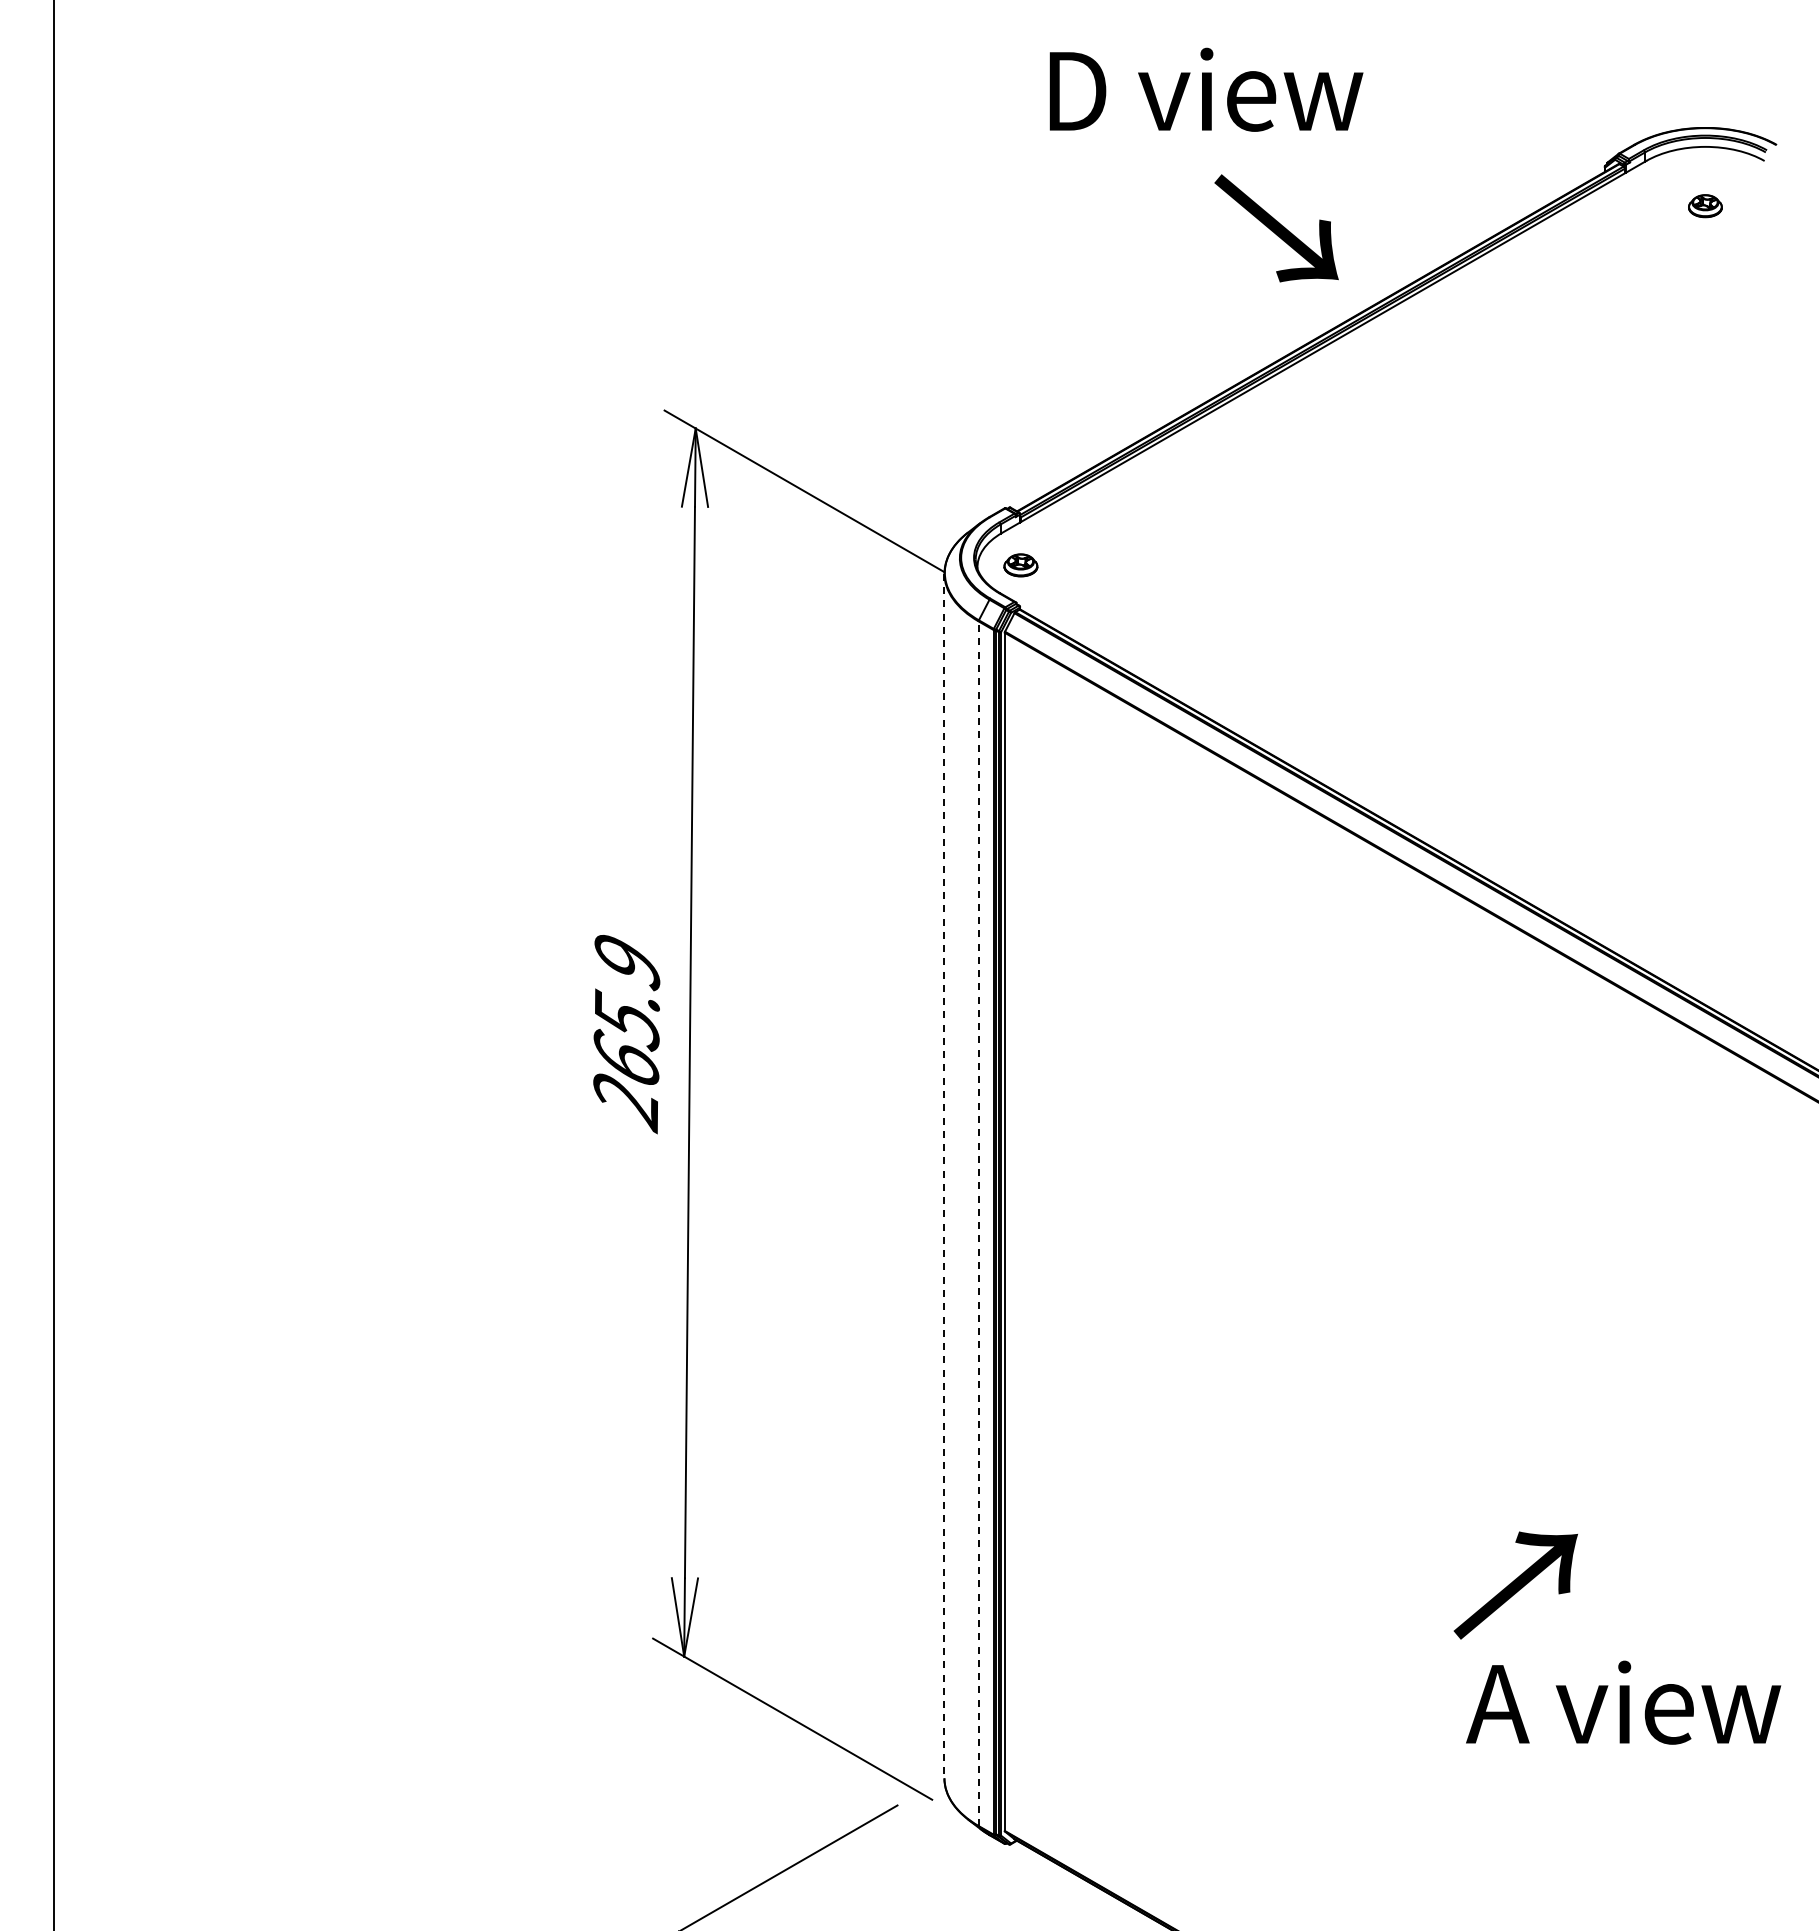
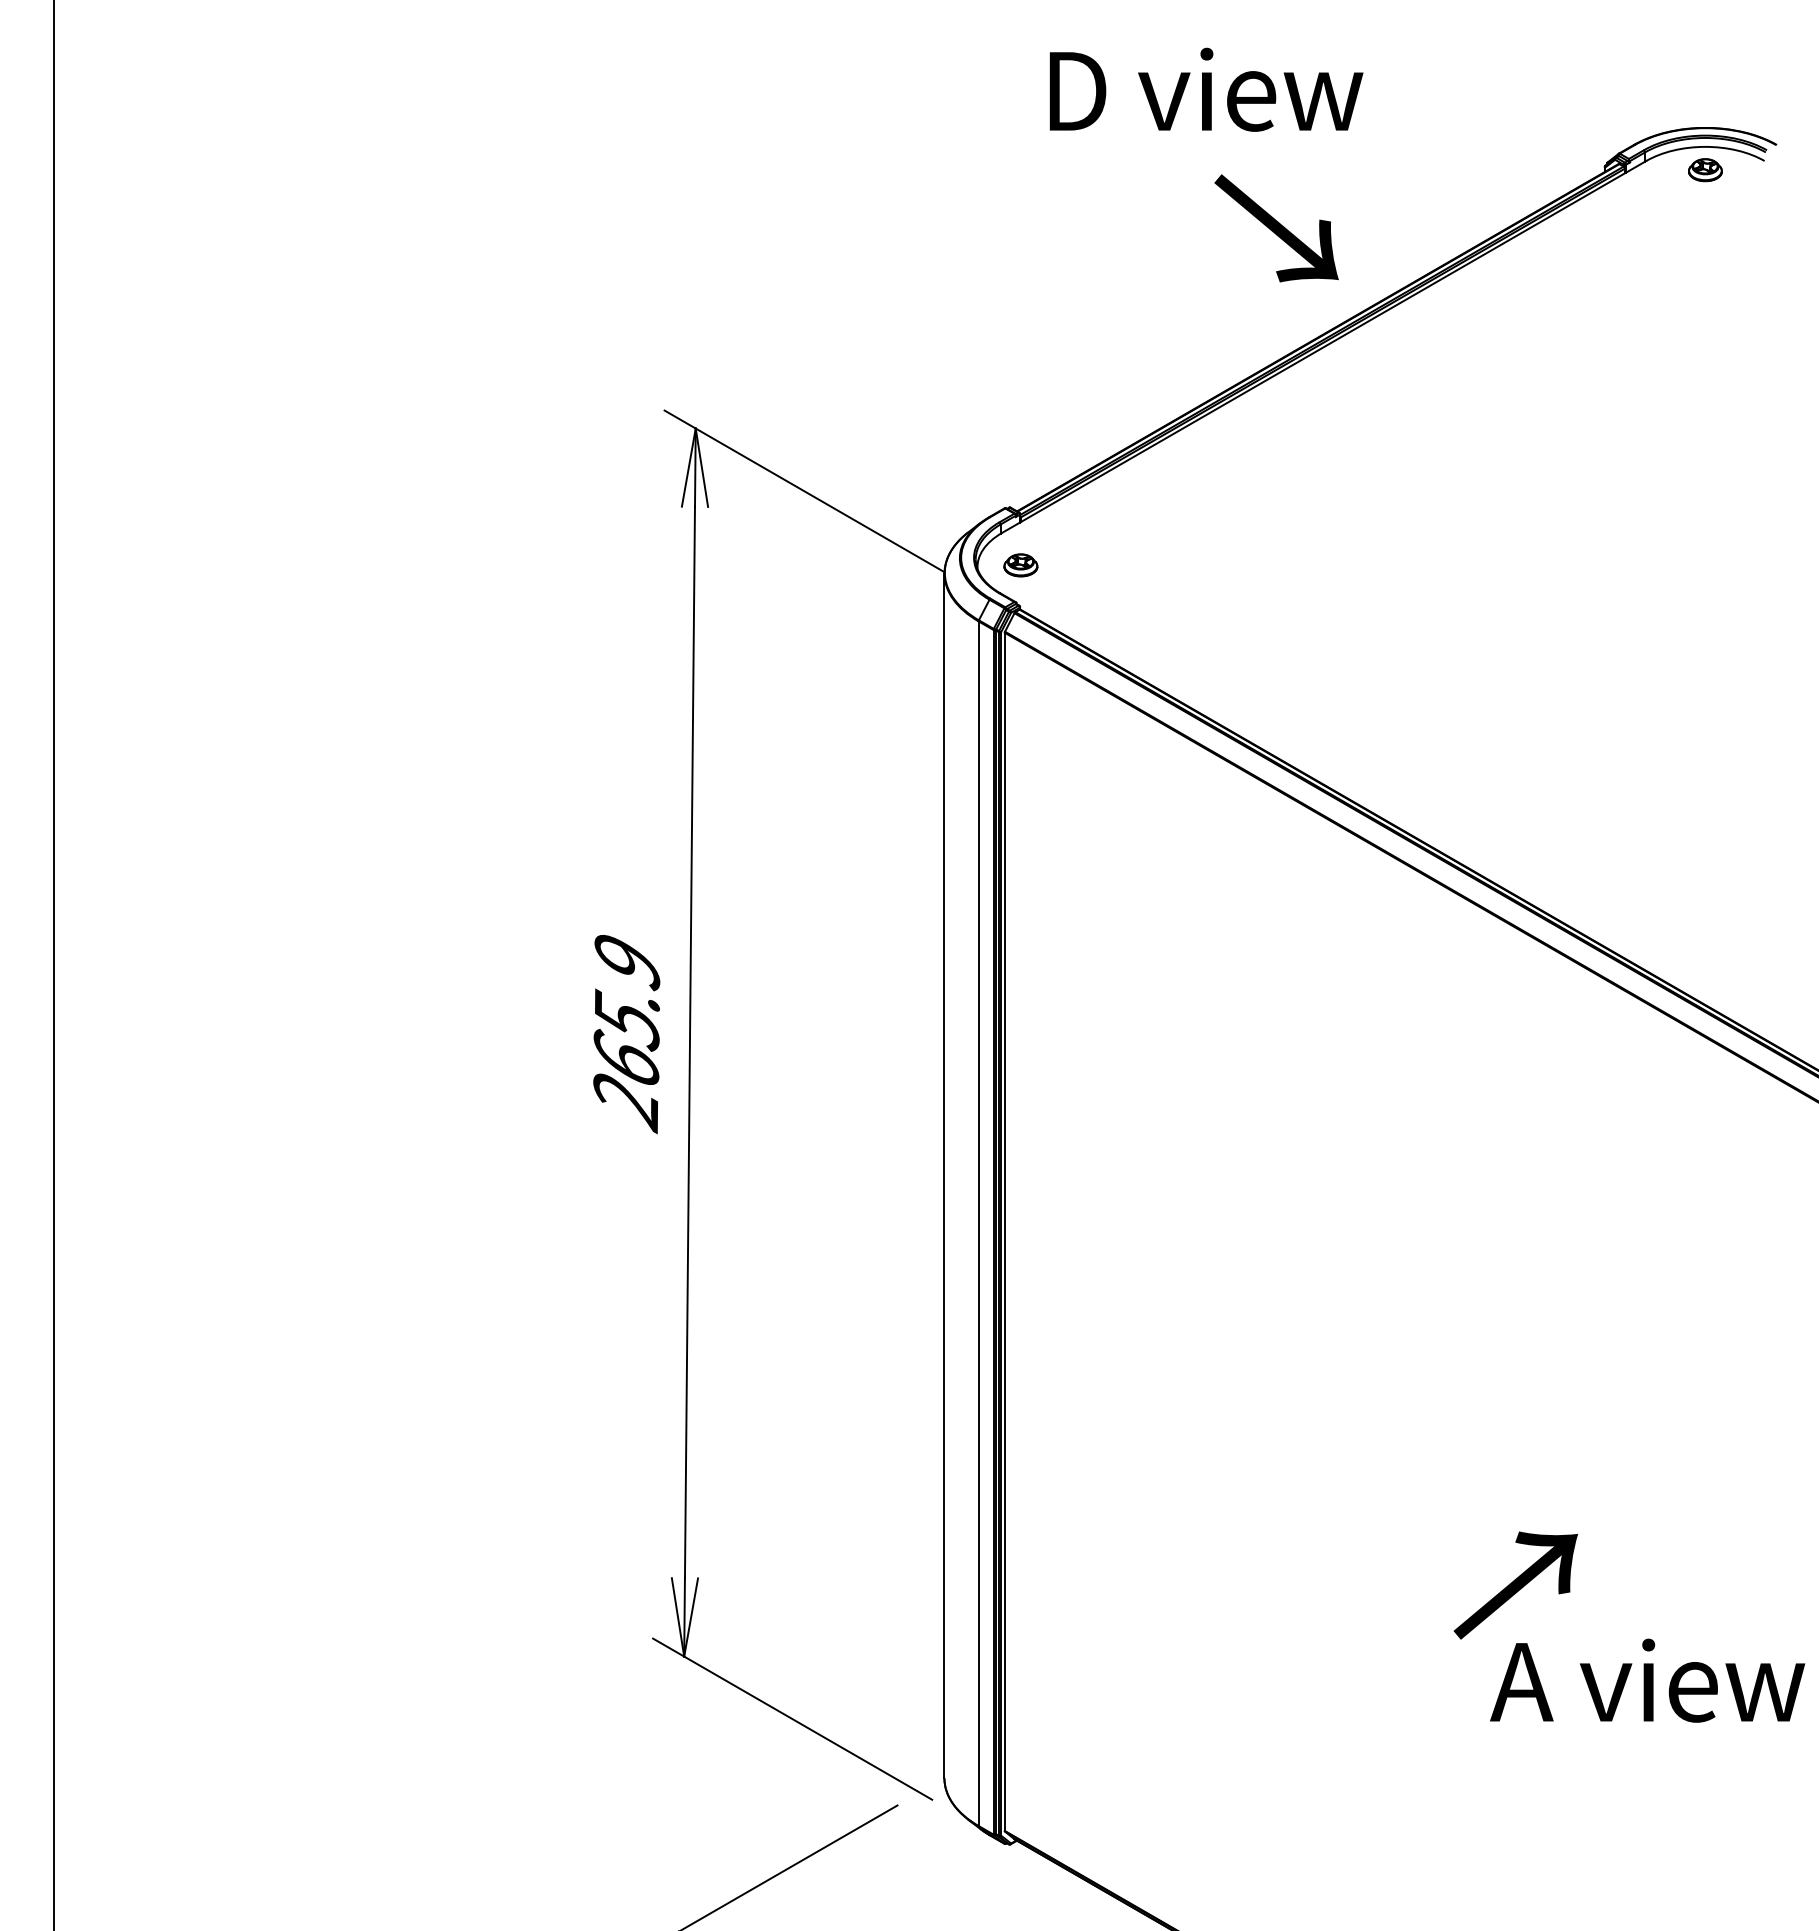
part position: (1705, 206) -> (1705, 170) (1705, 170)
line: dashed -> solid (944, 1176)
line: dashed -> solid (978, 1223)
text position: (1623, 1702) -> (1647, 1680) (1647, 1680)
